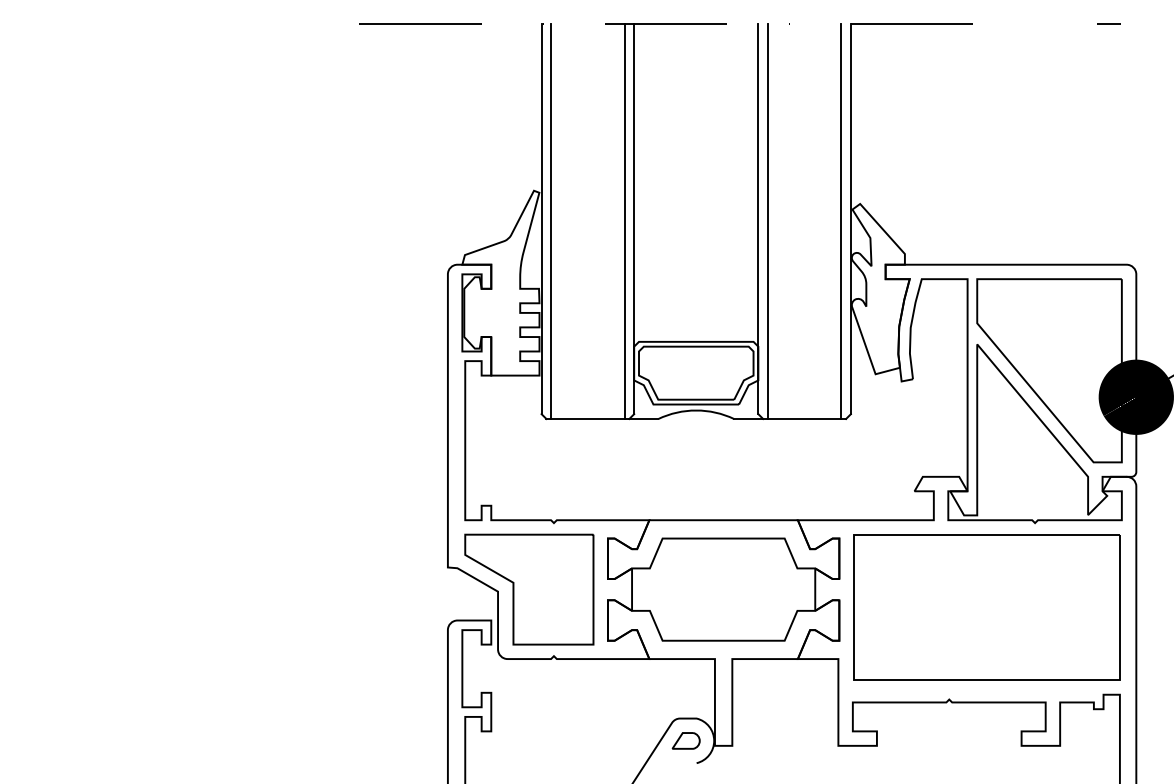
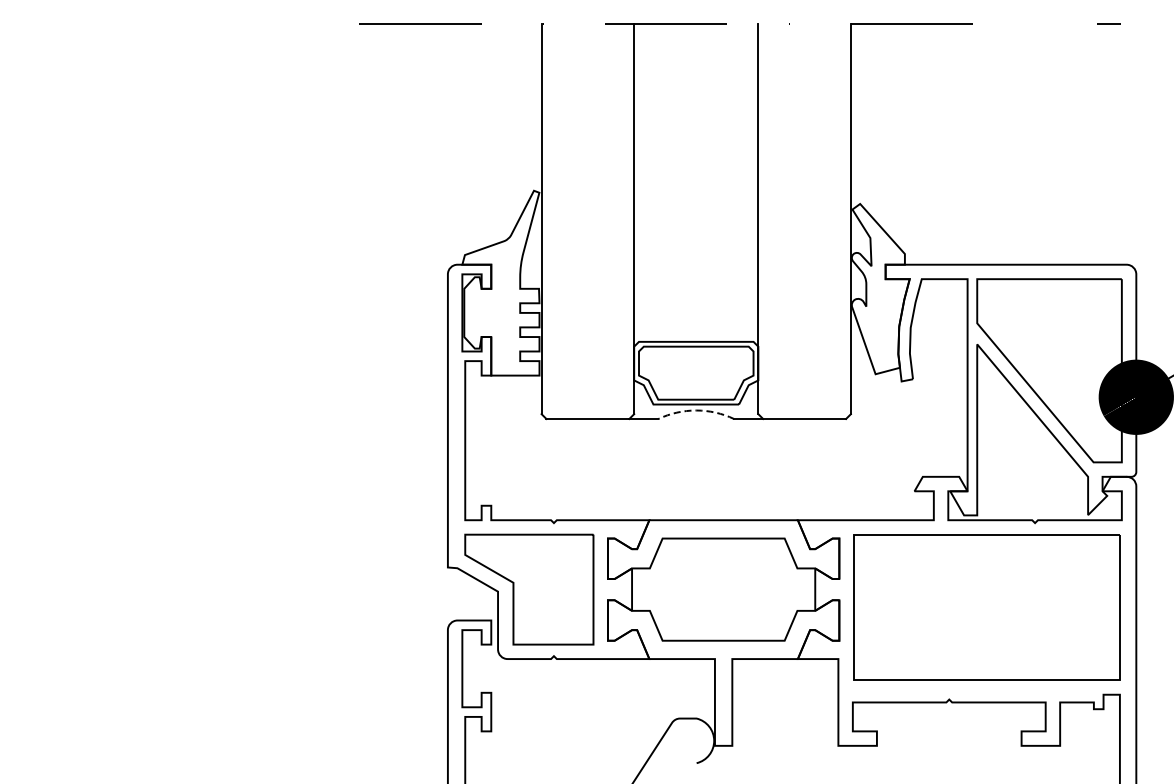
line: present -> none (551, 220)
line: present -> none (624, 220)
line: present -> none (768, 220)
line: present -> none (841, 220)
arc: solid -> dashed (696, 410)
part: present -> none (685, 740)
